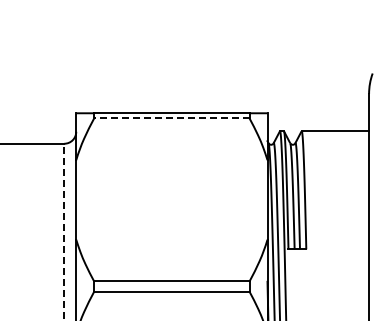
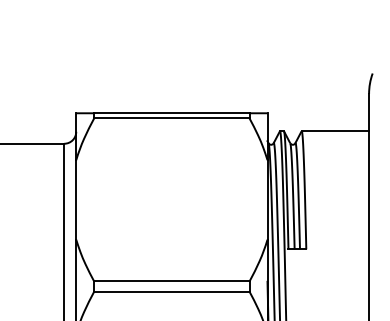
line: dashed -> solid (171, 118)
line: dashed -> solid (64, 231)
